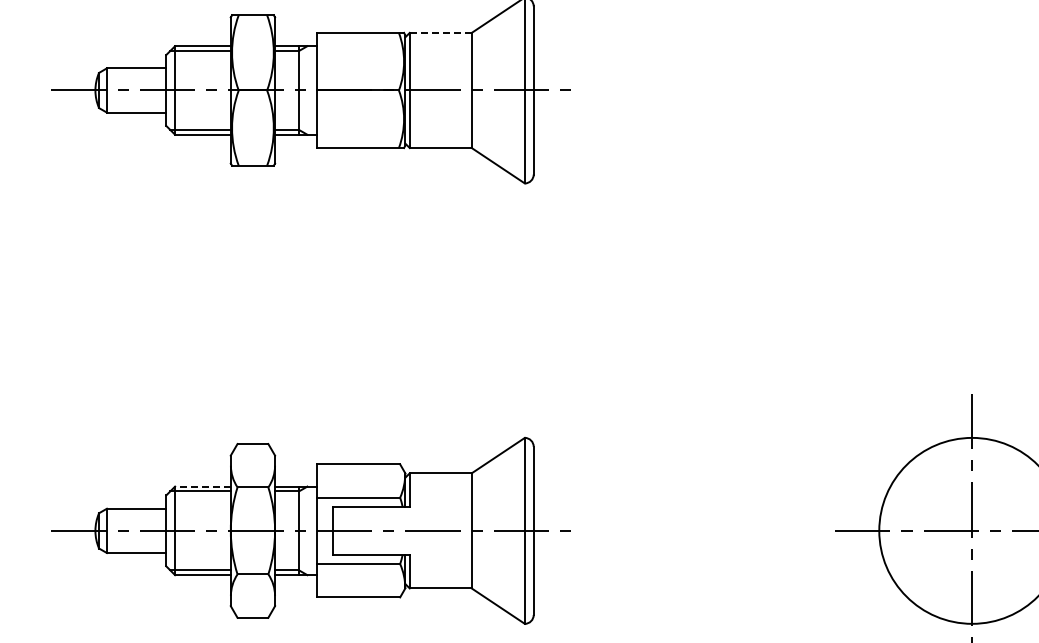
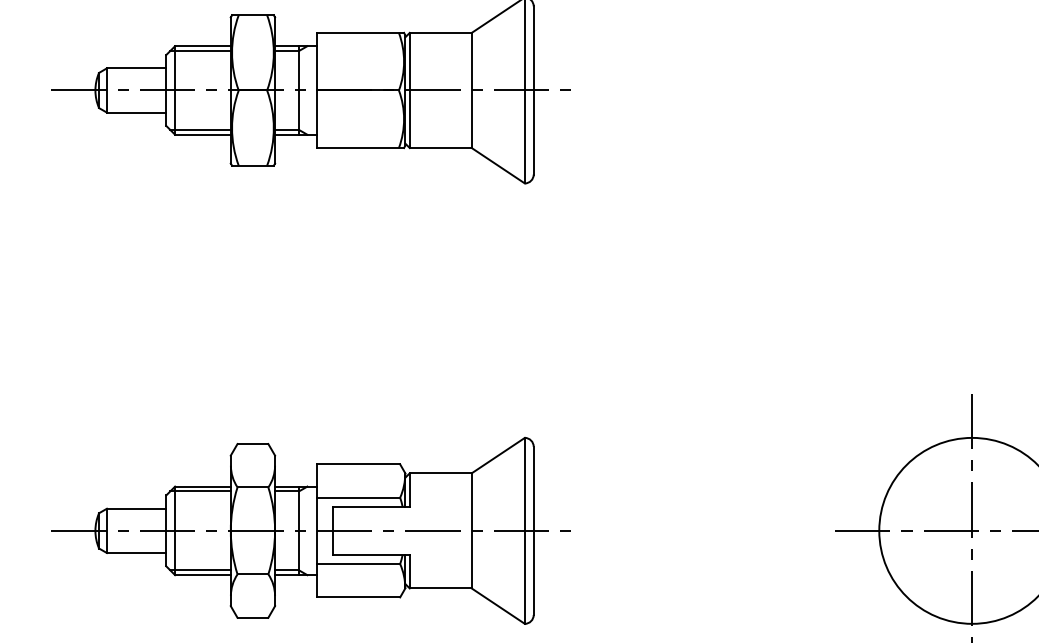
line: dashed -> solid (440, 32)
line: dashed -> solid (202, 486)
